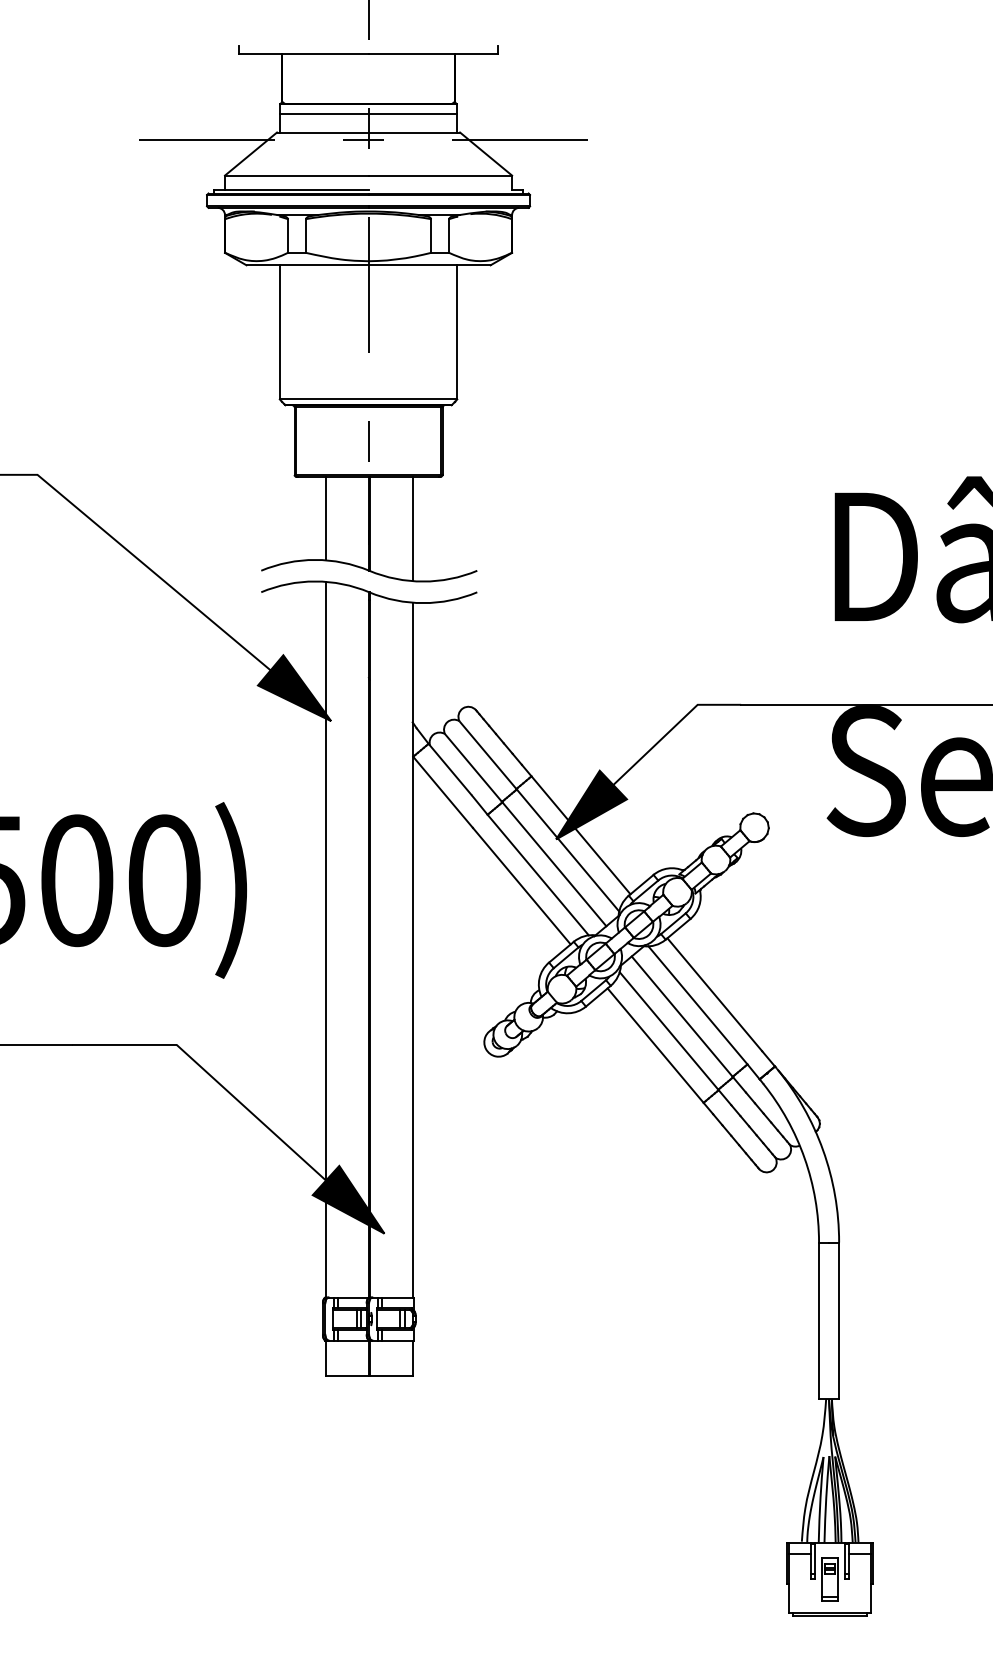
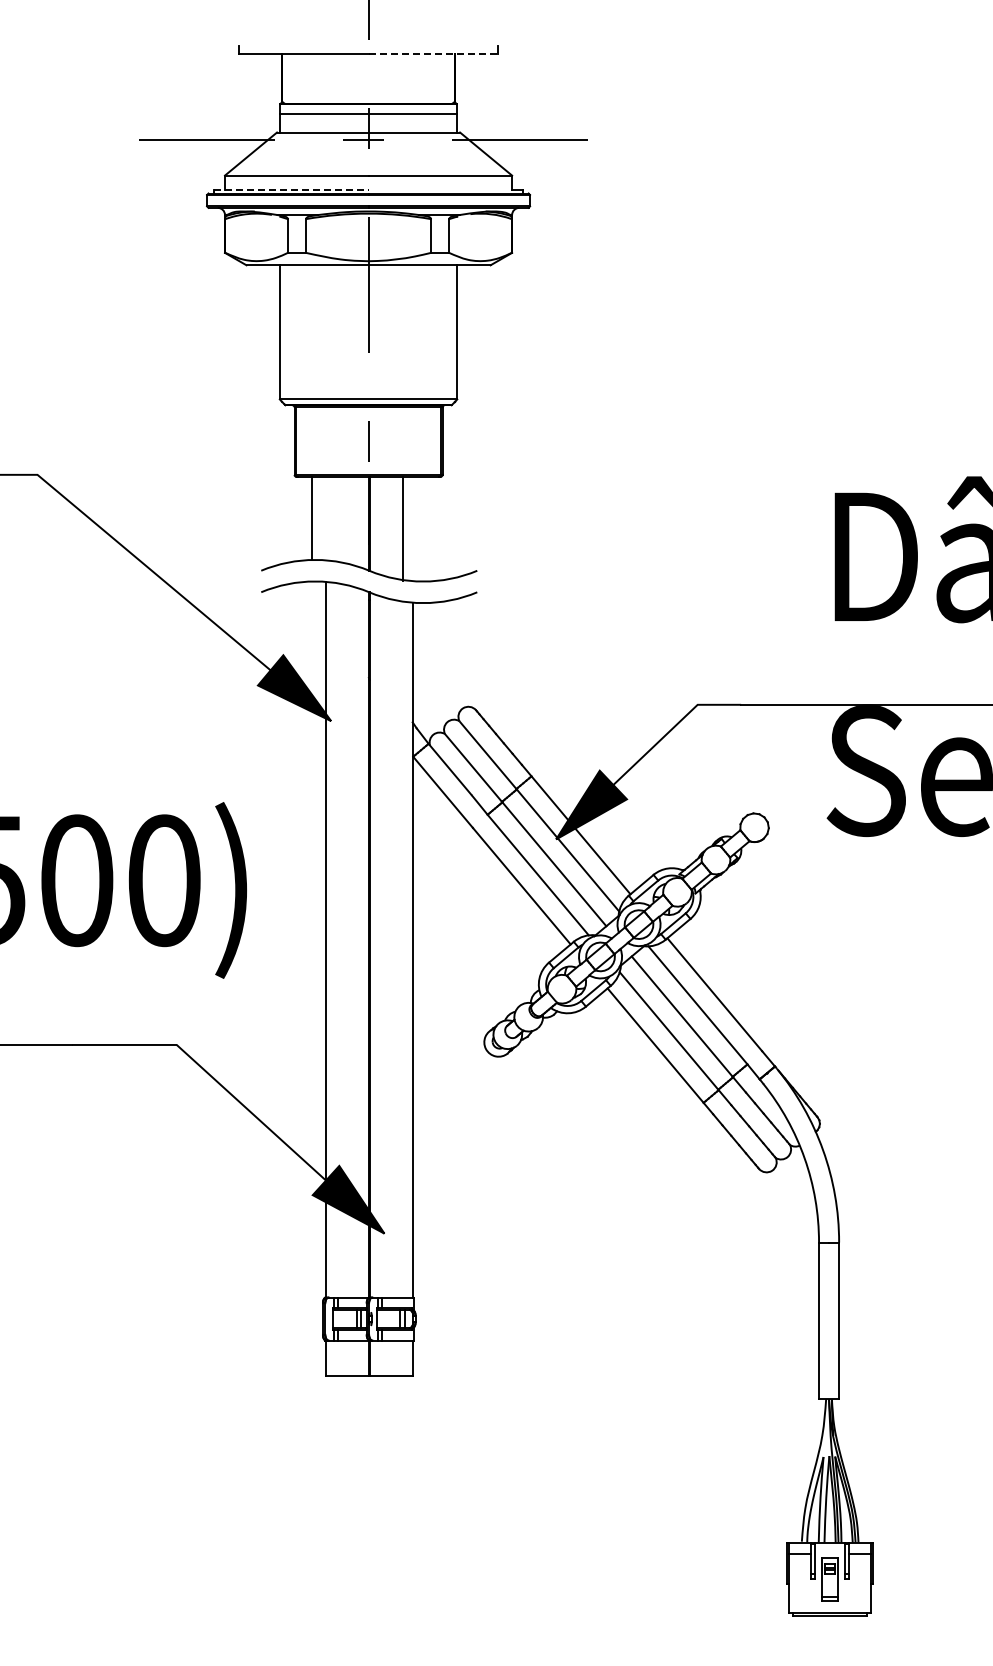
line: solid -> dashed (433, 53)
line: solid -> dashed (291, 189)
line position: (325, 518) -> (311, 518) (311, 518)
line position: (412, 529) -> (402, 529) (402, 529)
